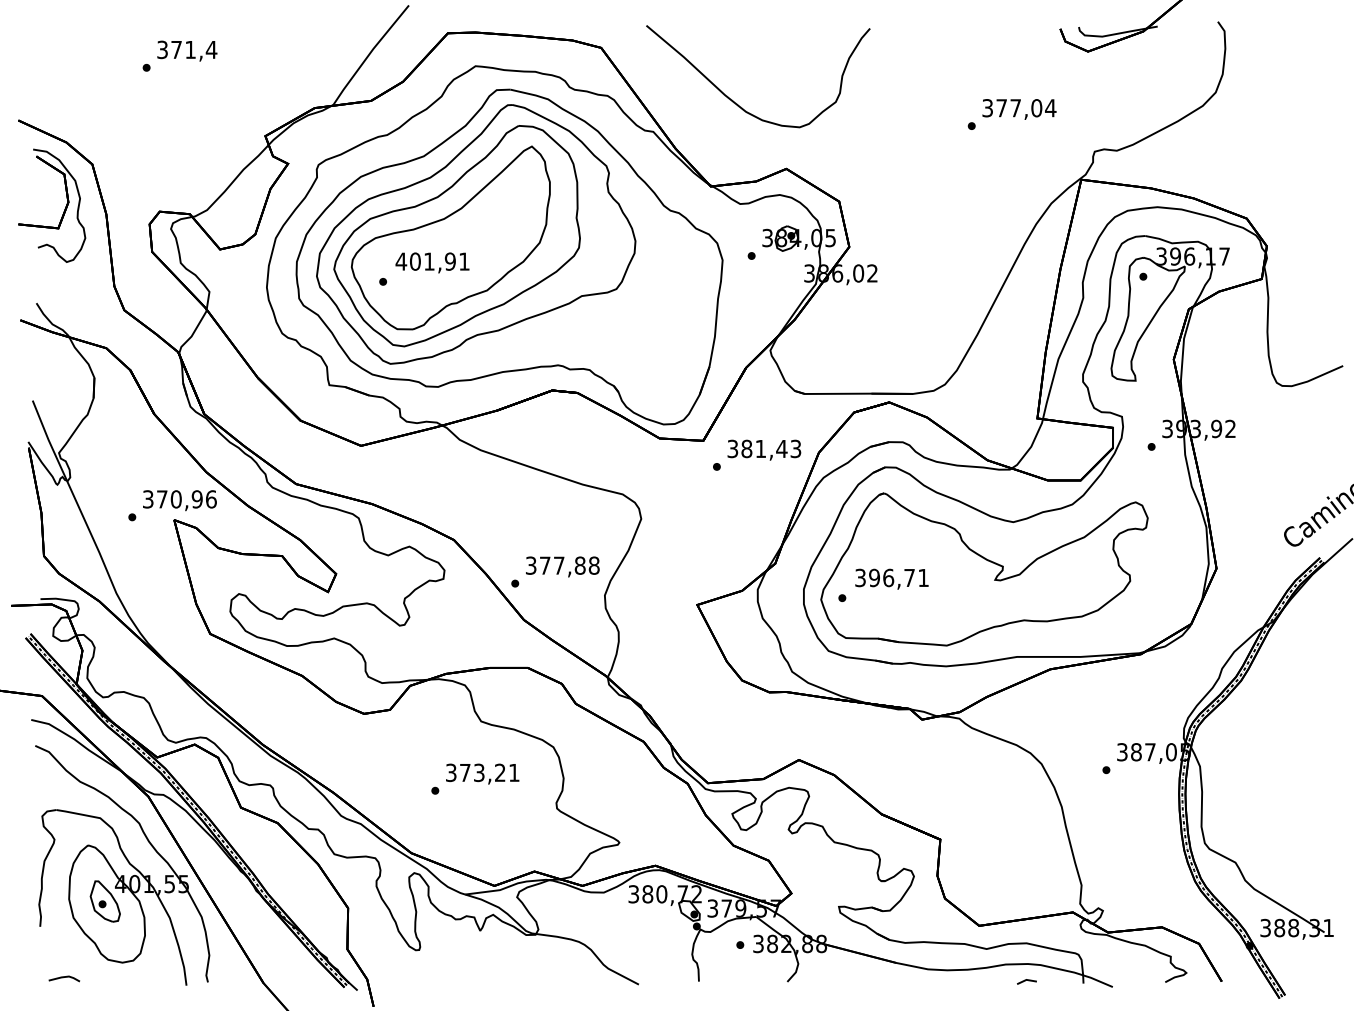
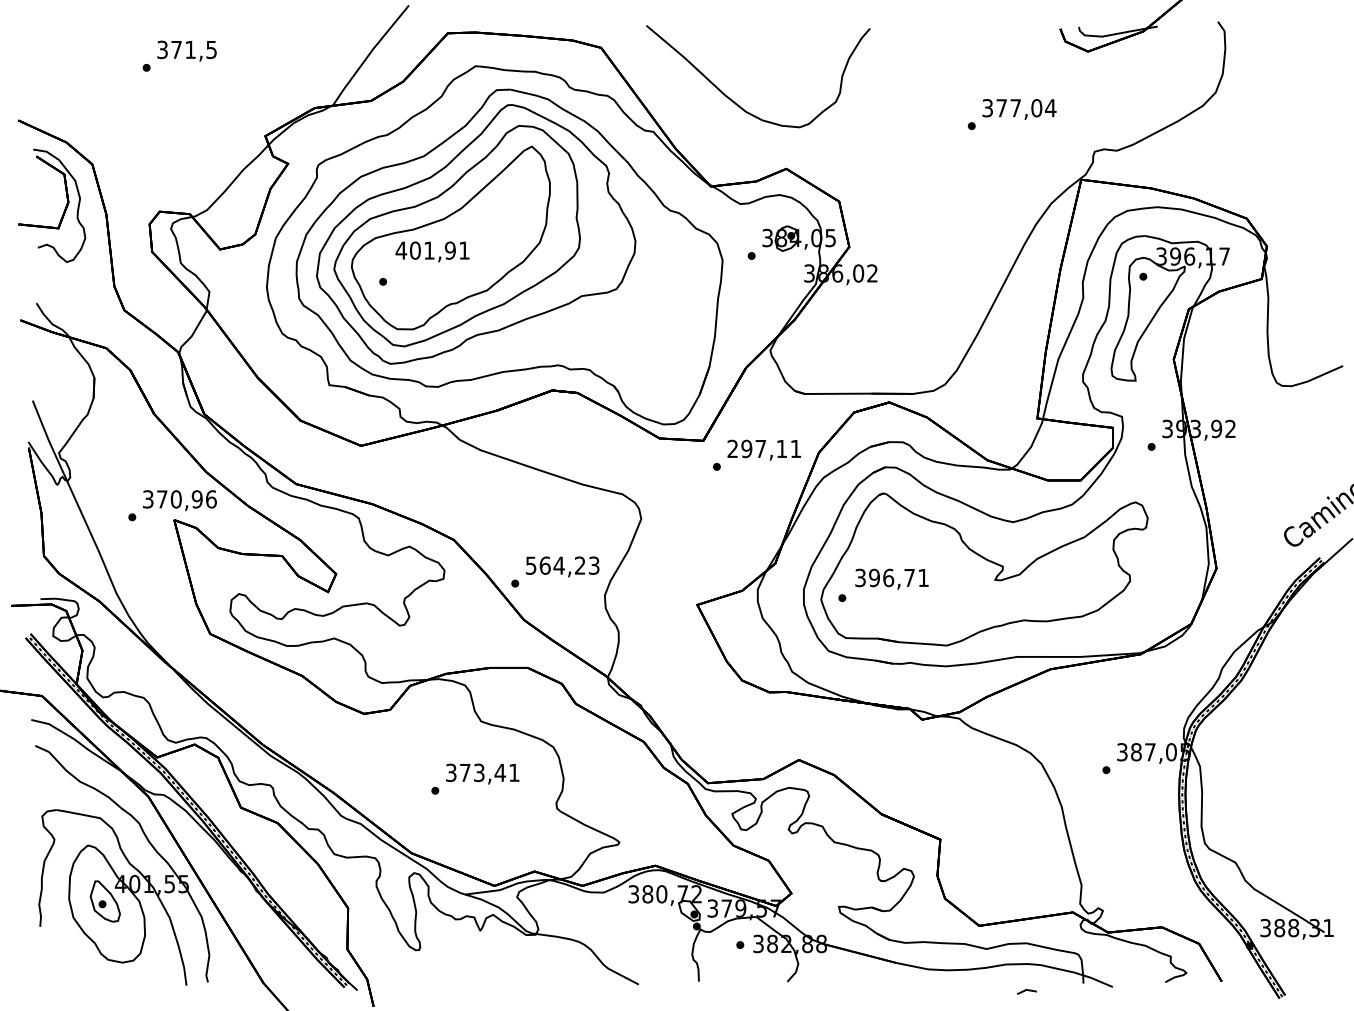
text: 371,4 -> 371,5 (211, 50)
text position: (432, 262) -> (432, 251) (432, 251)
text: 381,43 -> 297,11 (764, 448)
text: 377,88 -> 564,23 (562, 565)
text: 373,21 -> 373,41 (500, 772)
line: present -> none (64, 977)
line position: (1026, 980) -> (1026, 990) (1026, 990)
